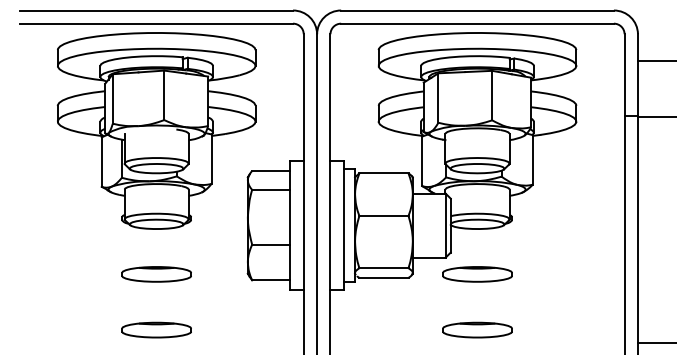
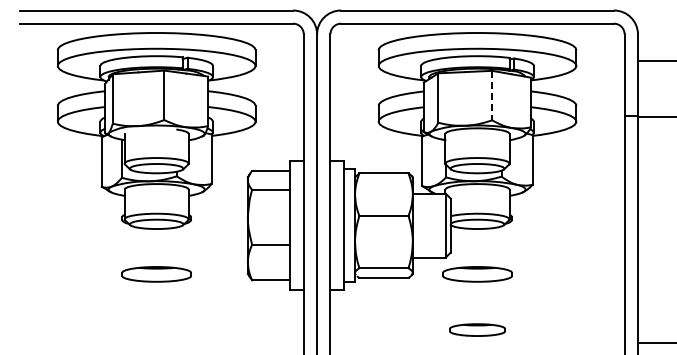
line: solid -> dashed (492, 95)
part: present -> none (156, 329)
part size: 71x18 px -> 57x14 px (477, 329)
